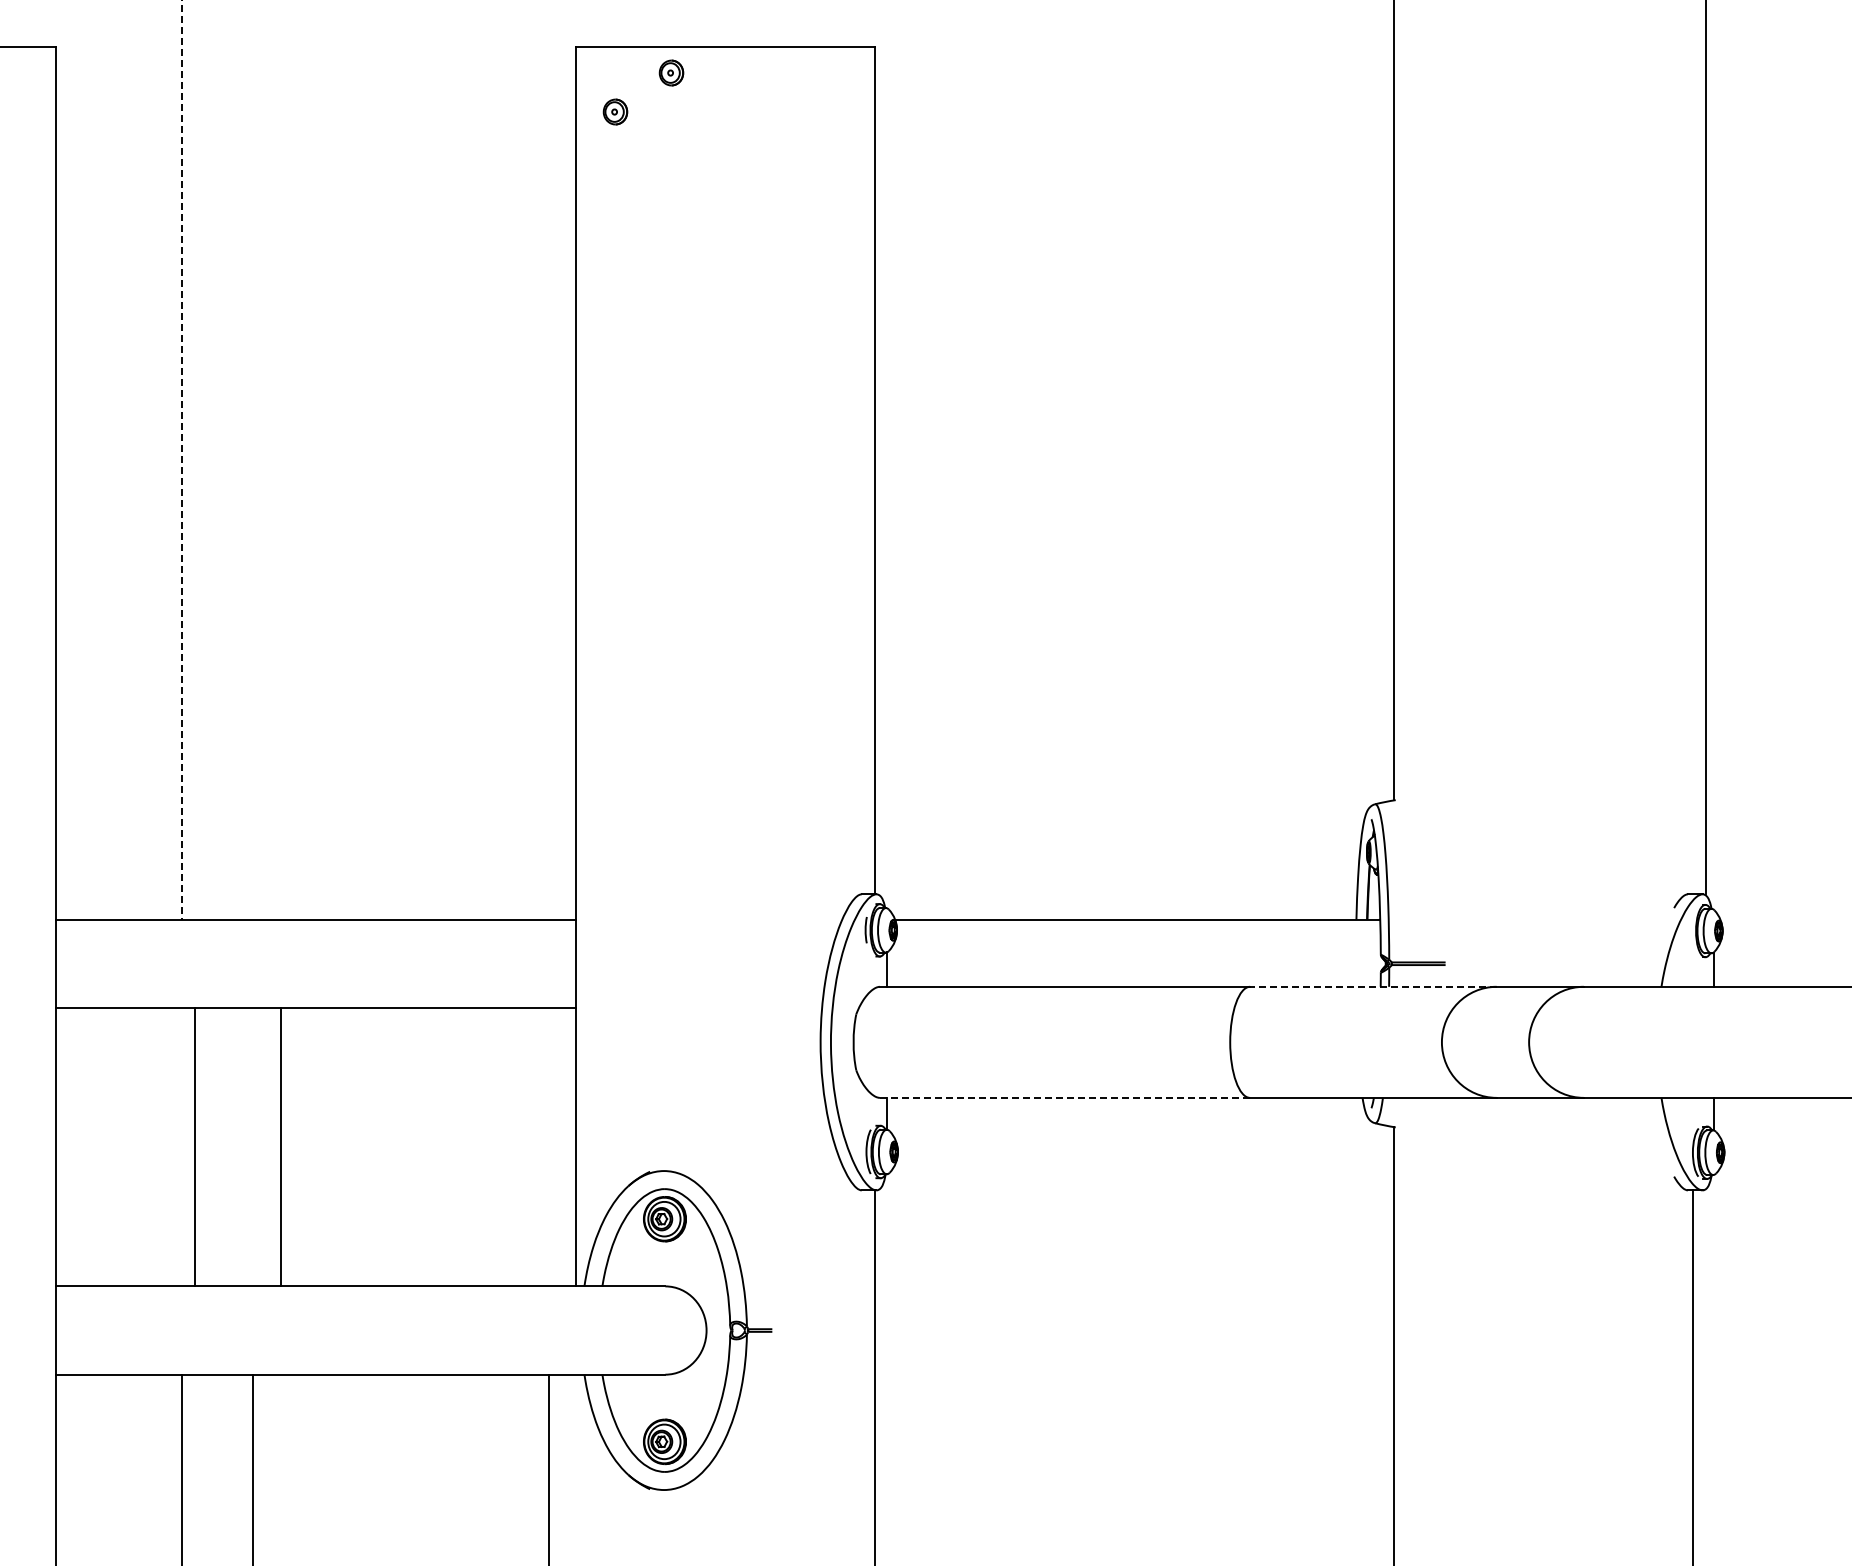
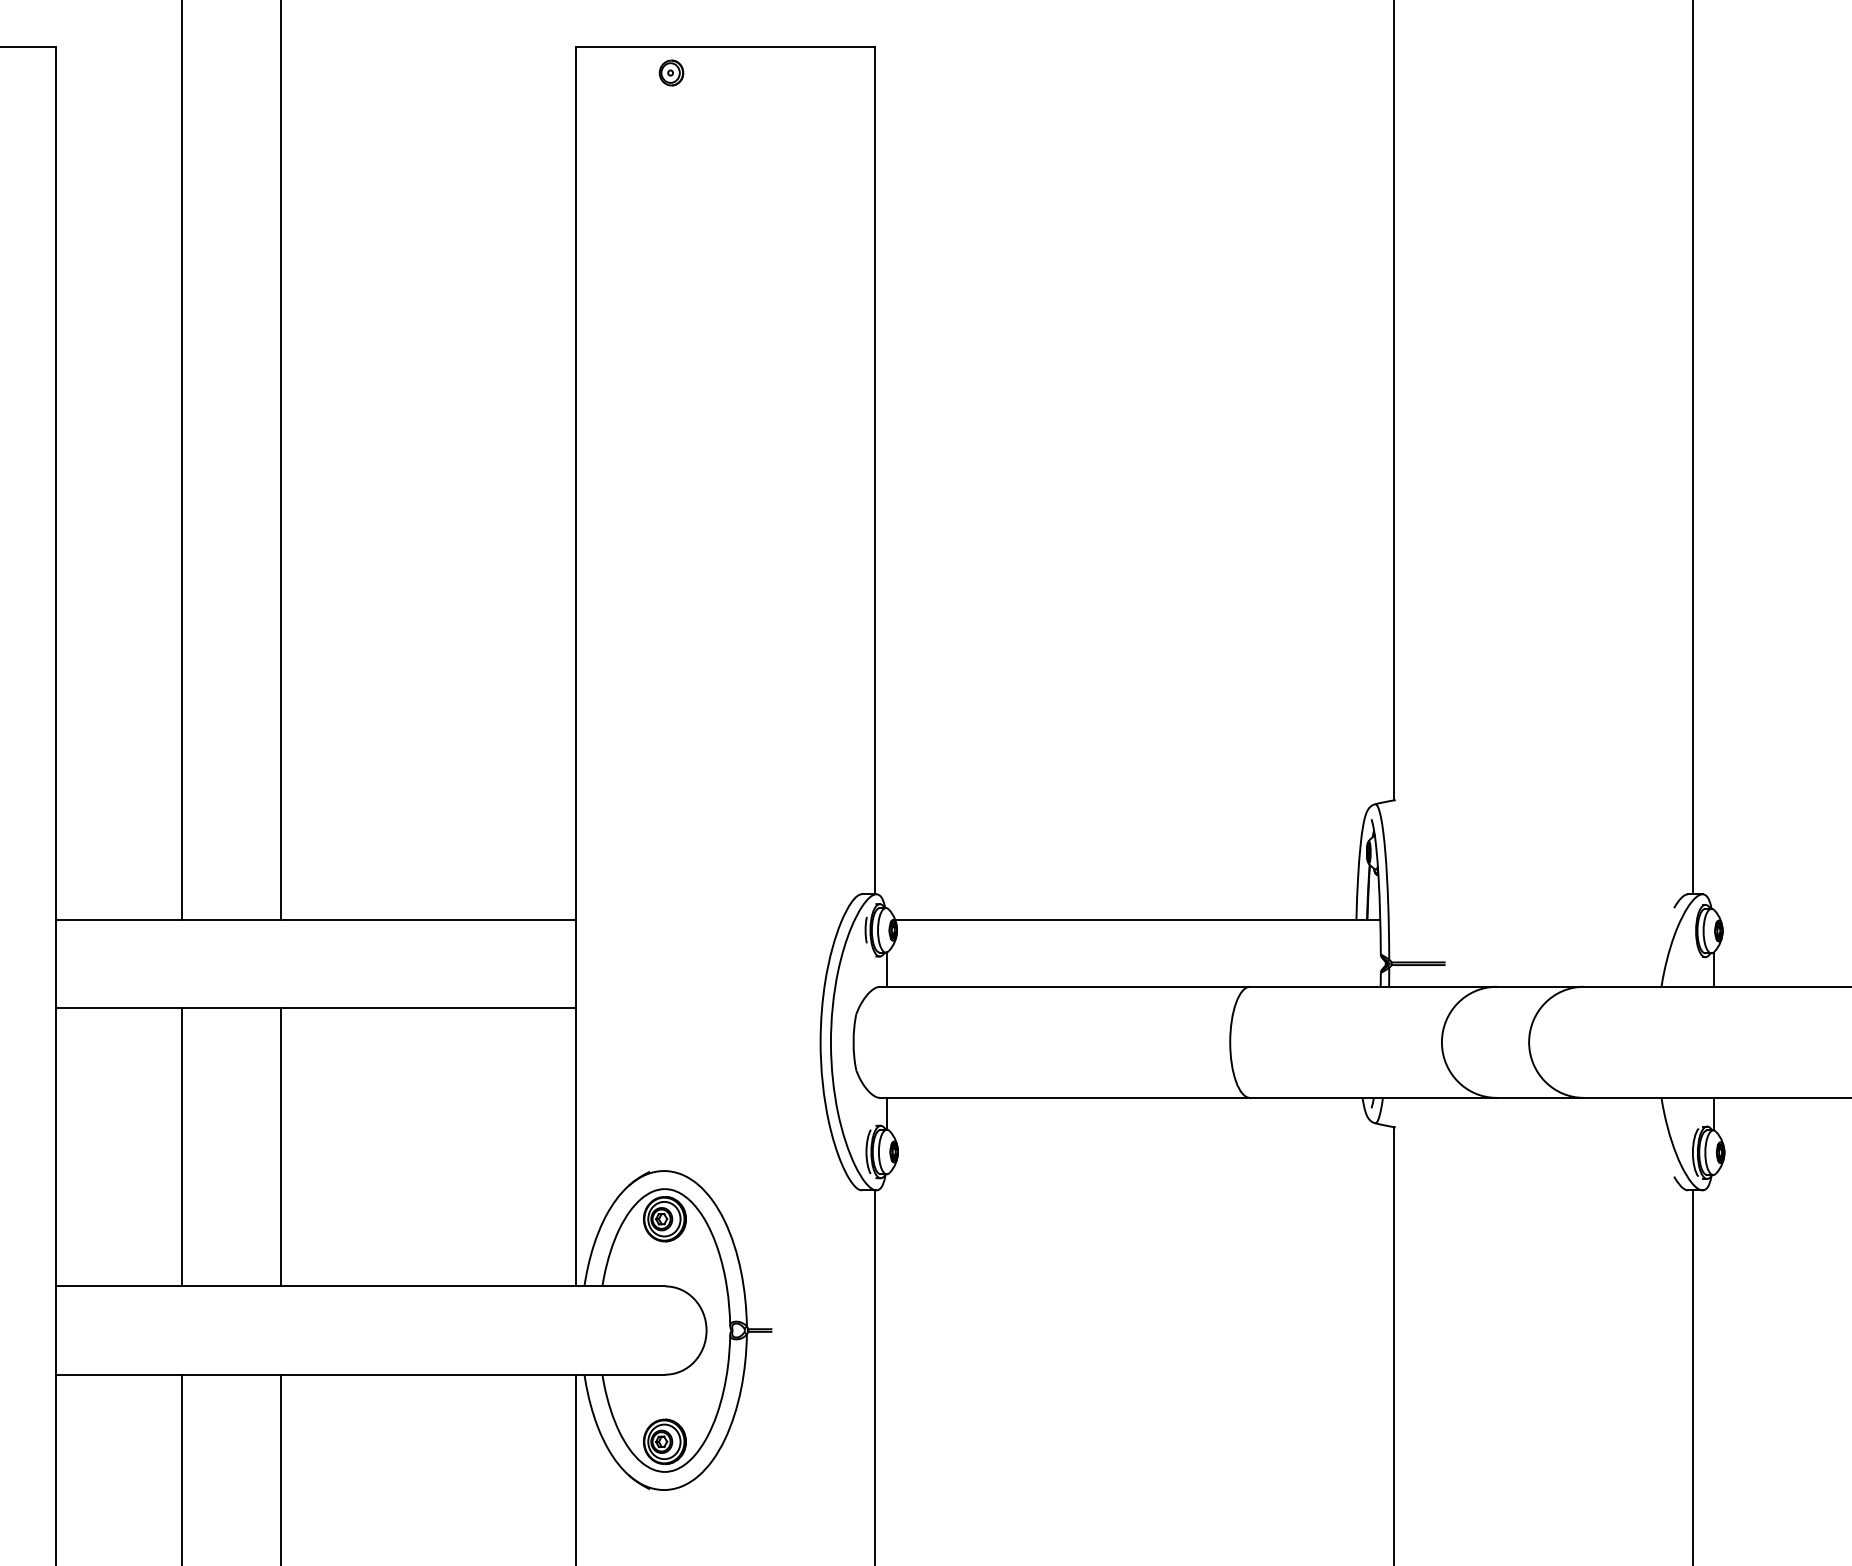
part: present -> none (615, 111)
line position: (1706, 448) -> (1693, 448) (1693, 448)
line: dashed -> solid (181, 459)
line: none -> present (281, 460)
line: dashed -> solid (1372, 986)
line: dashed -> solid (1065, 1097)
line position: (194, 1146) -> (181, 1146) (181, 1146)
line position: (253, 1468) -> (281, 1468) (281, 1468)
line position: (548, 1468) -> (575, 1468) (575, 1468)
